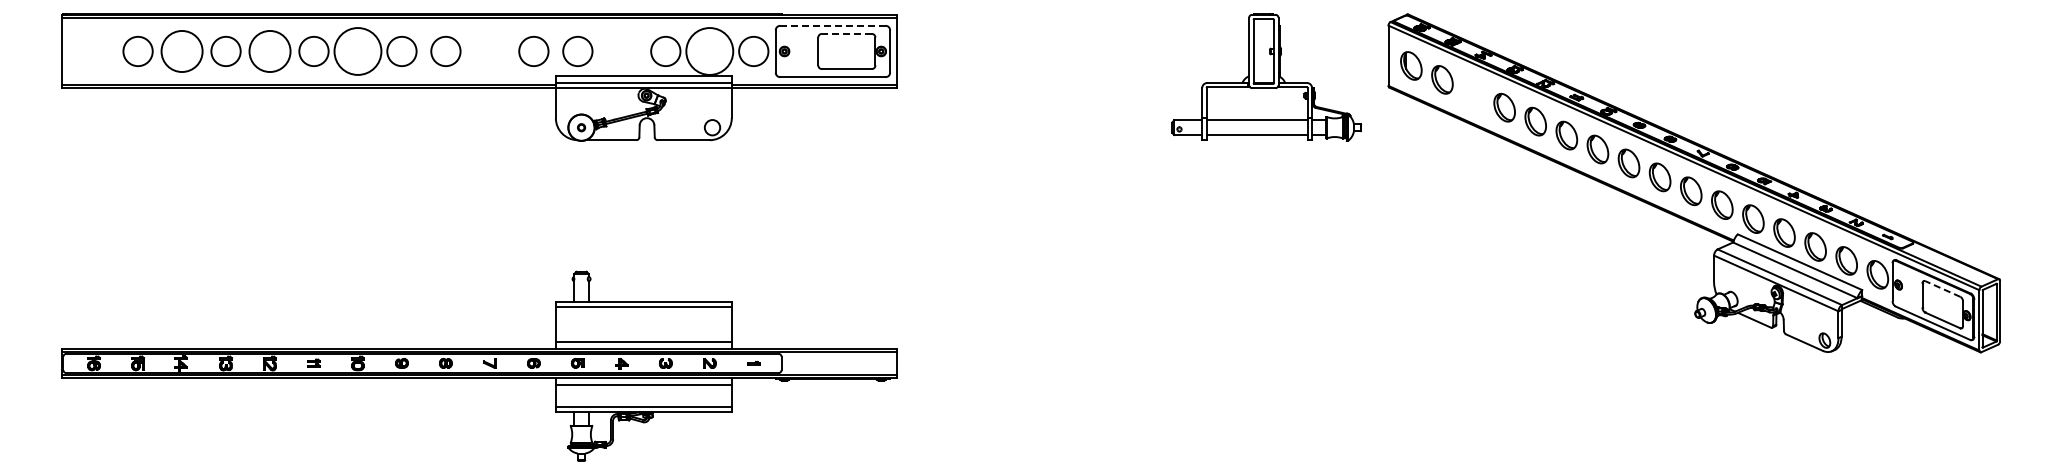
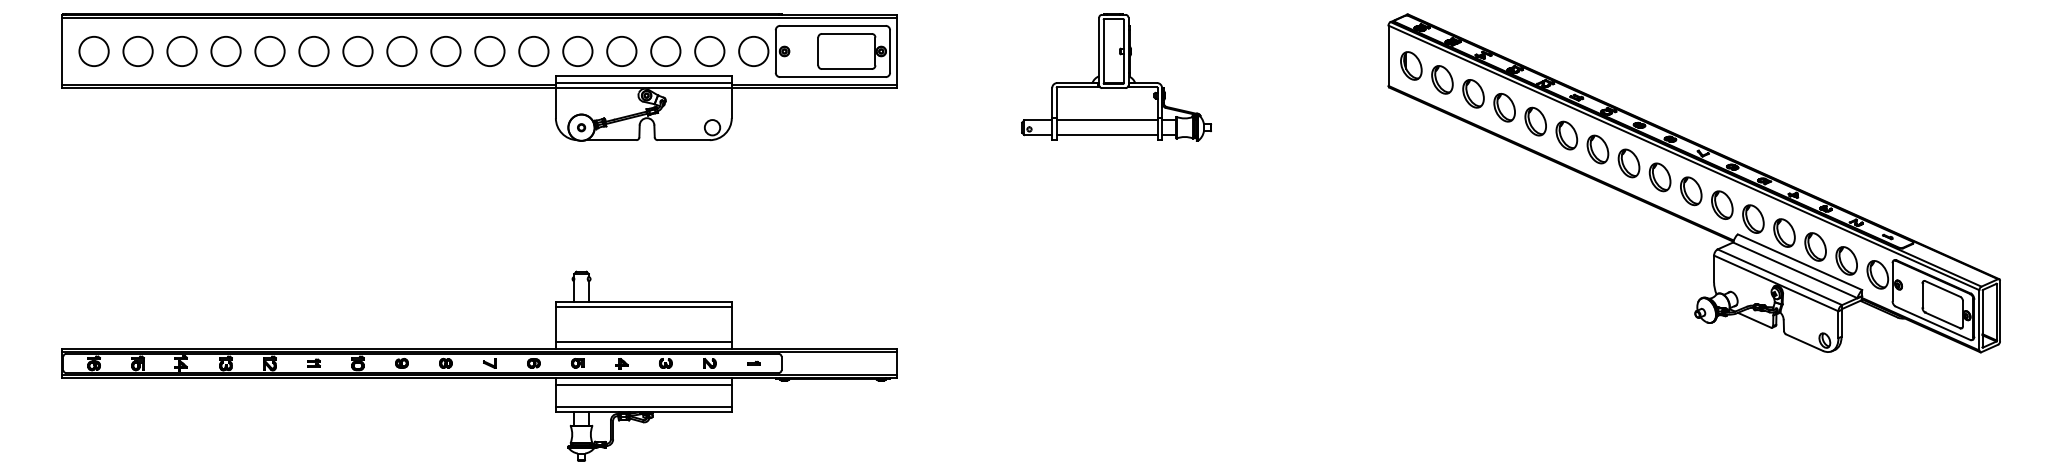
line: dashed -> solid (832, 25)
line: dashed -> solid (846, 33)
circle: none -> present (93, 51)
circle size: 44x43 px -> 32x31 px (181, 51)
circle size: 44x43 px -> 32x31 px (269, 51)
circle diameter: 47 px -> 29 px (357, 51)
circle: none -> present (489, 51)
circle: none -> present (621, 51)
circle diameter: 47 px -> 29 px (709, 51)
part position: (1266, 77) -> (1116, 77) (1116, 77)
part: none -> present (1473, 93)
line: dashed -> solid (1942, 288)
